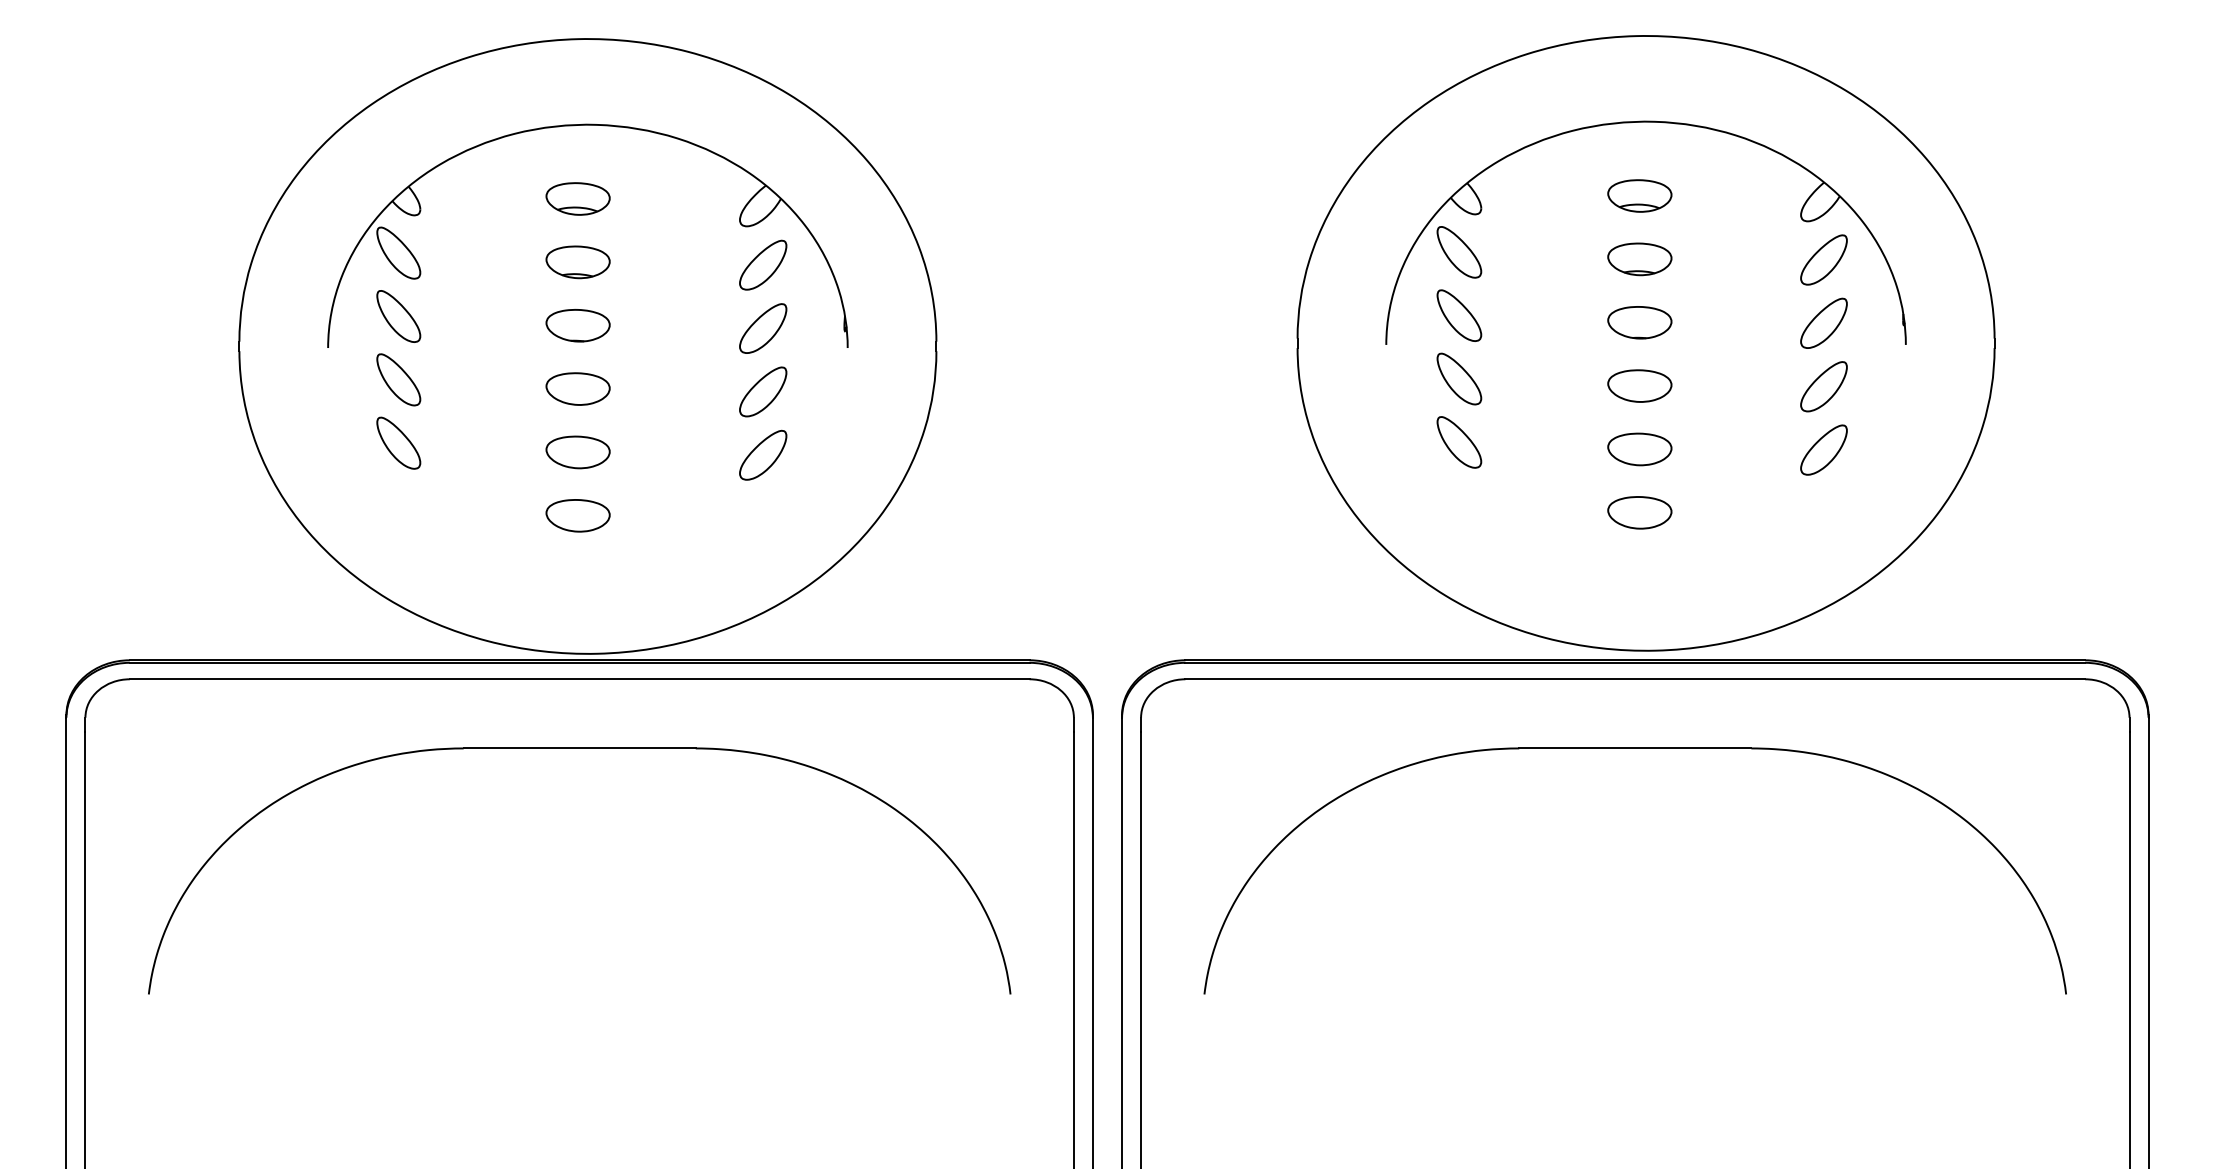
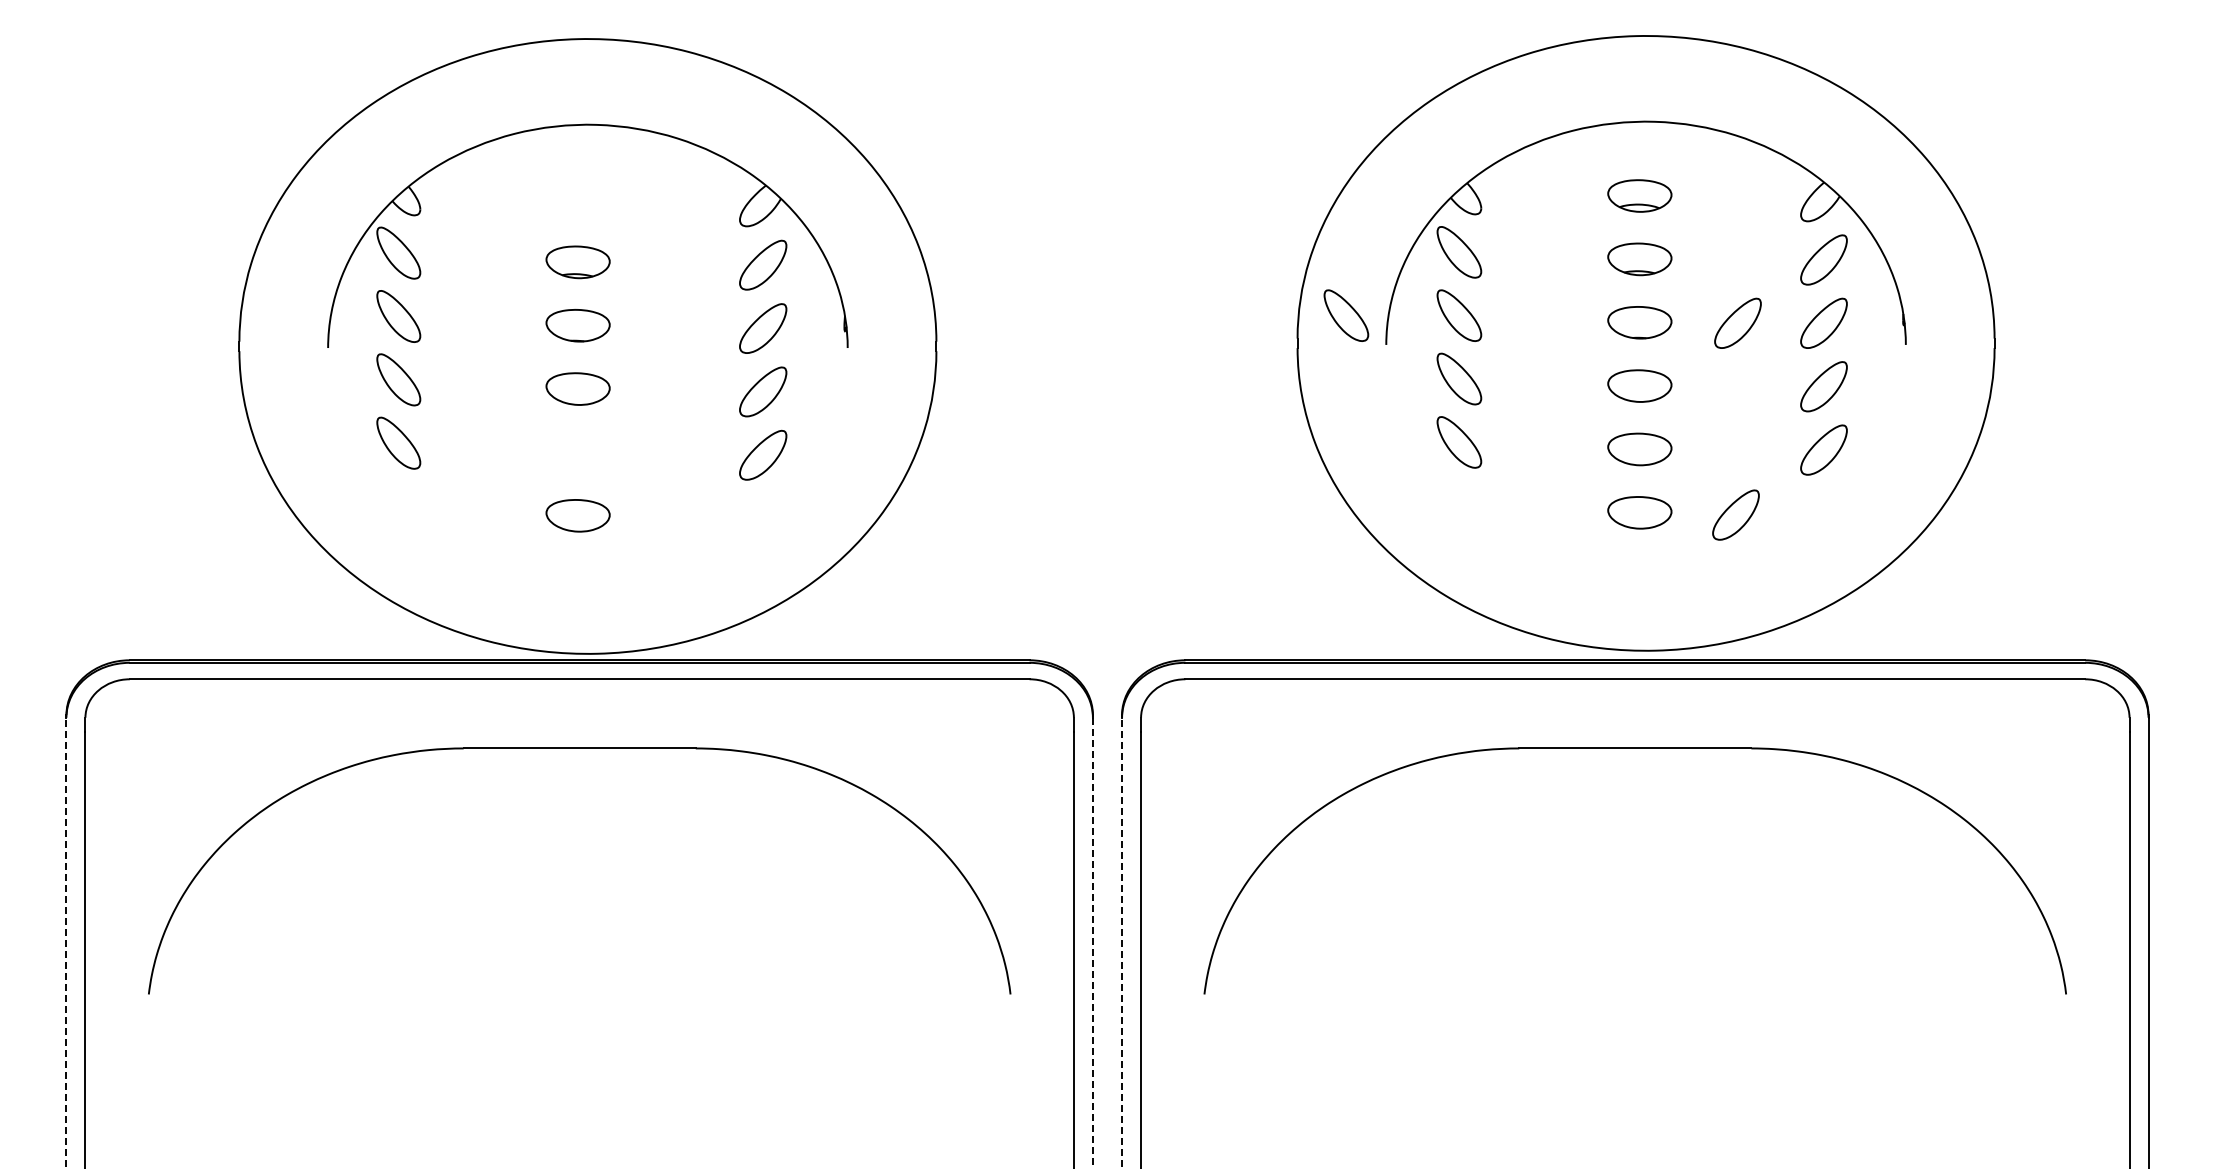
part: present -> none (577, 198)
part: none -> present (1346, 315)
part: none -> present (1737, 322)
part: present -> none (577, 452)
part: none -> present (1735, 514)
line: solid -> dashed (66, 942)
line: solid -> dashed (1122, 942)
line: solid -> dashed (1092, 943)
